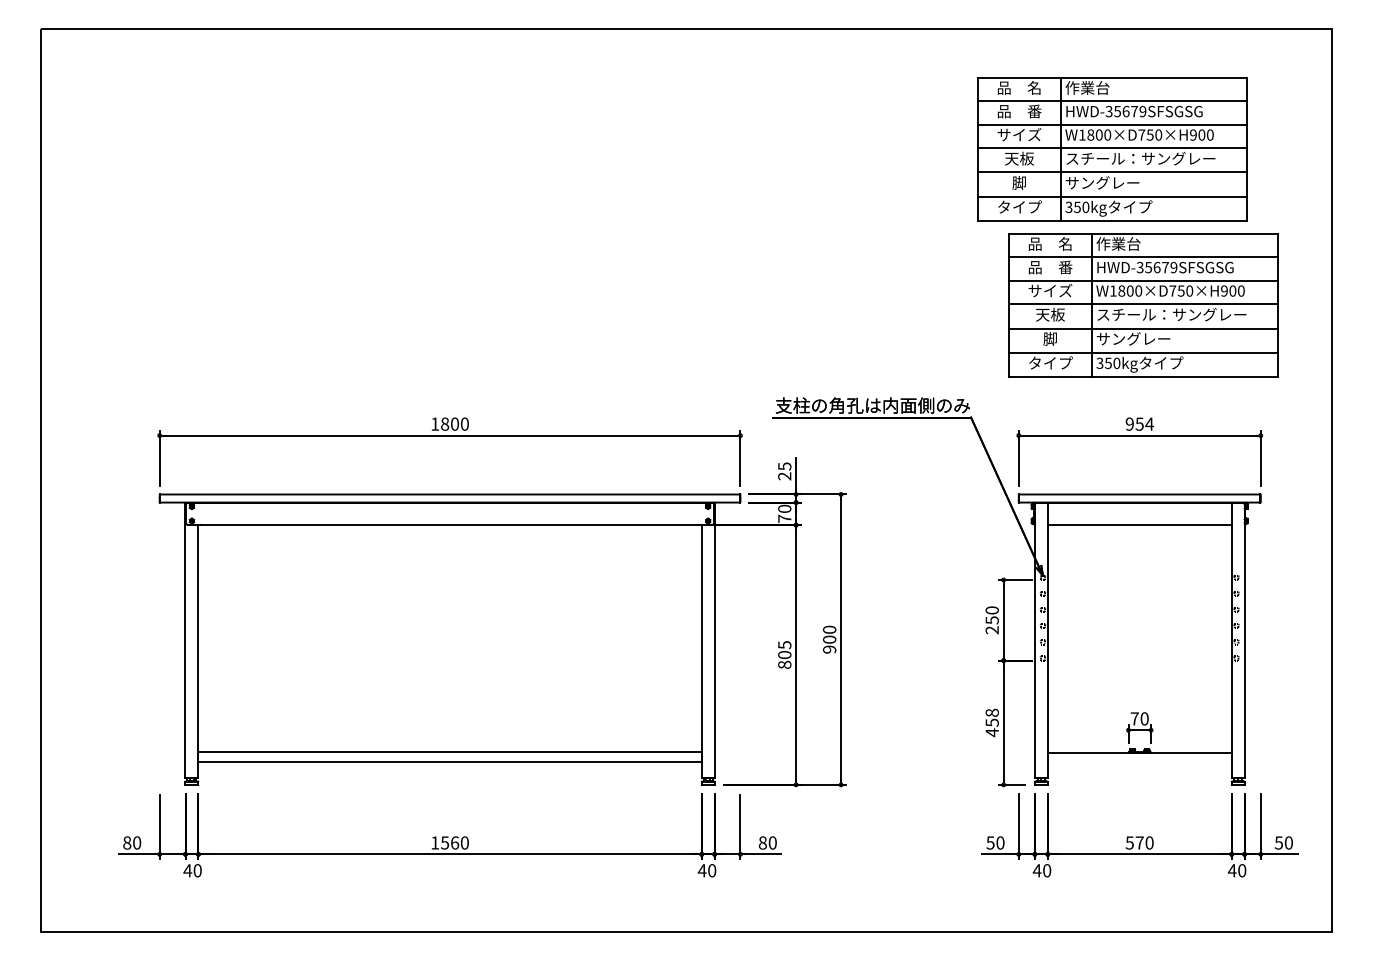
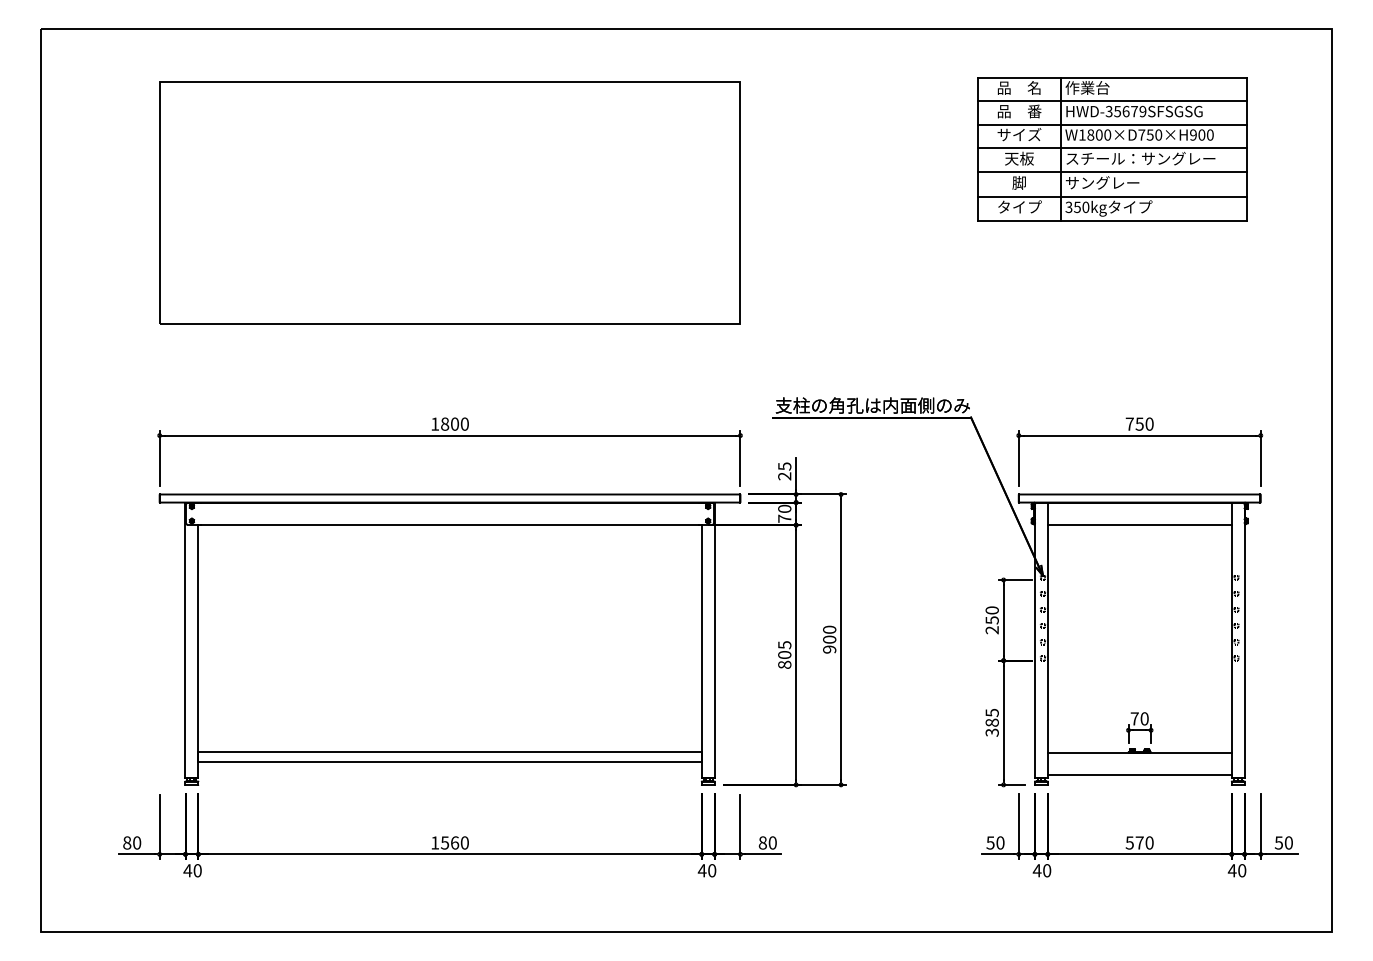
part: none -> present (449, 202)
part: present -> none (1143, 305)
text: 954 -> 750 (1139, 423)
text: 458 -> 385 (991, 722)
line: none -> present (1139, 775)
